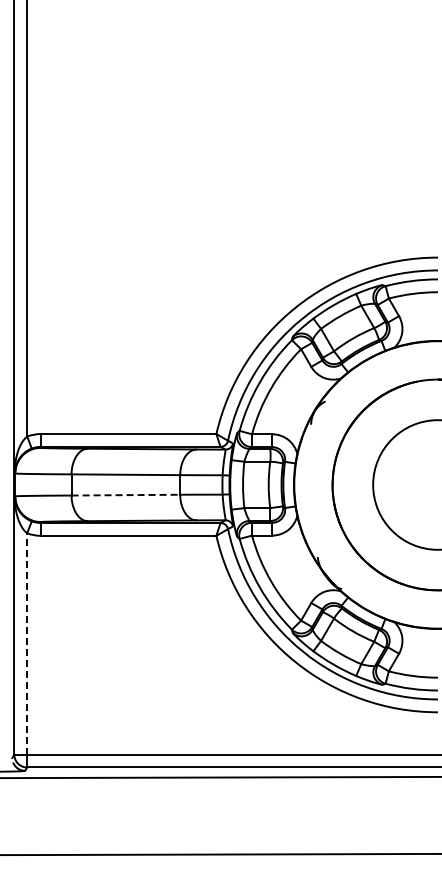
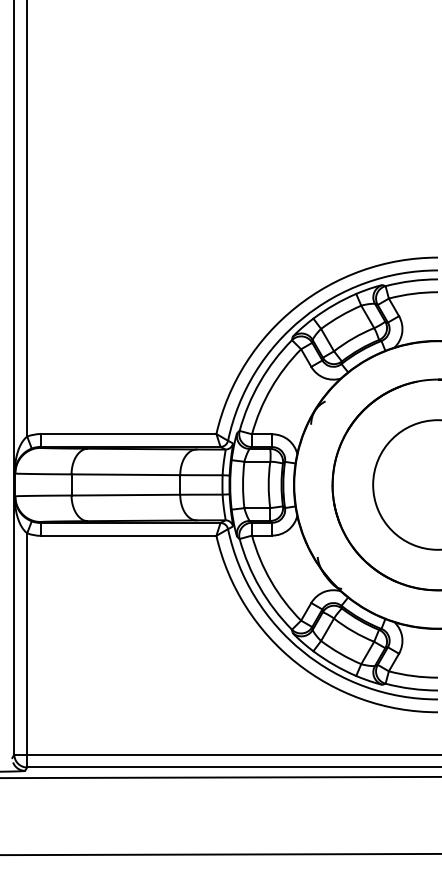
line: dashed -> solid (126, 495)
line: dashed -> solid (27, 643)
